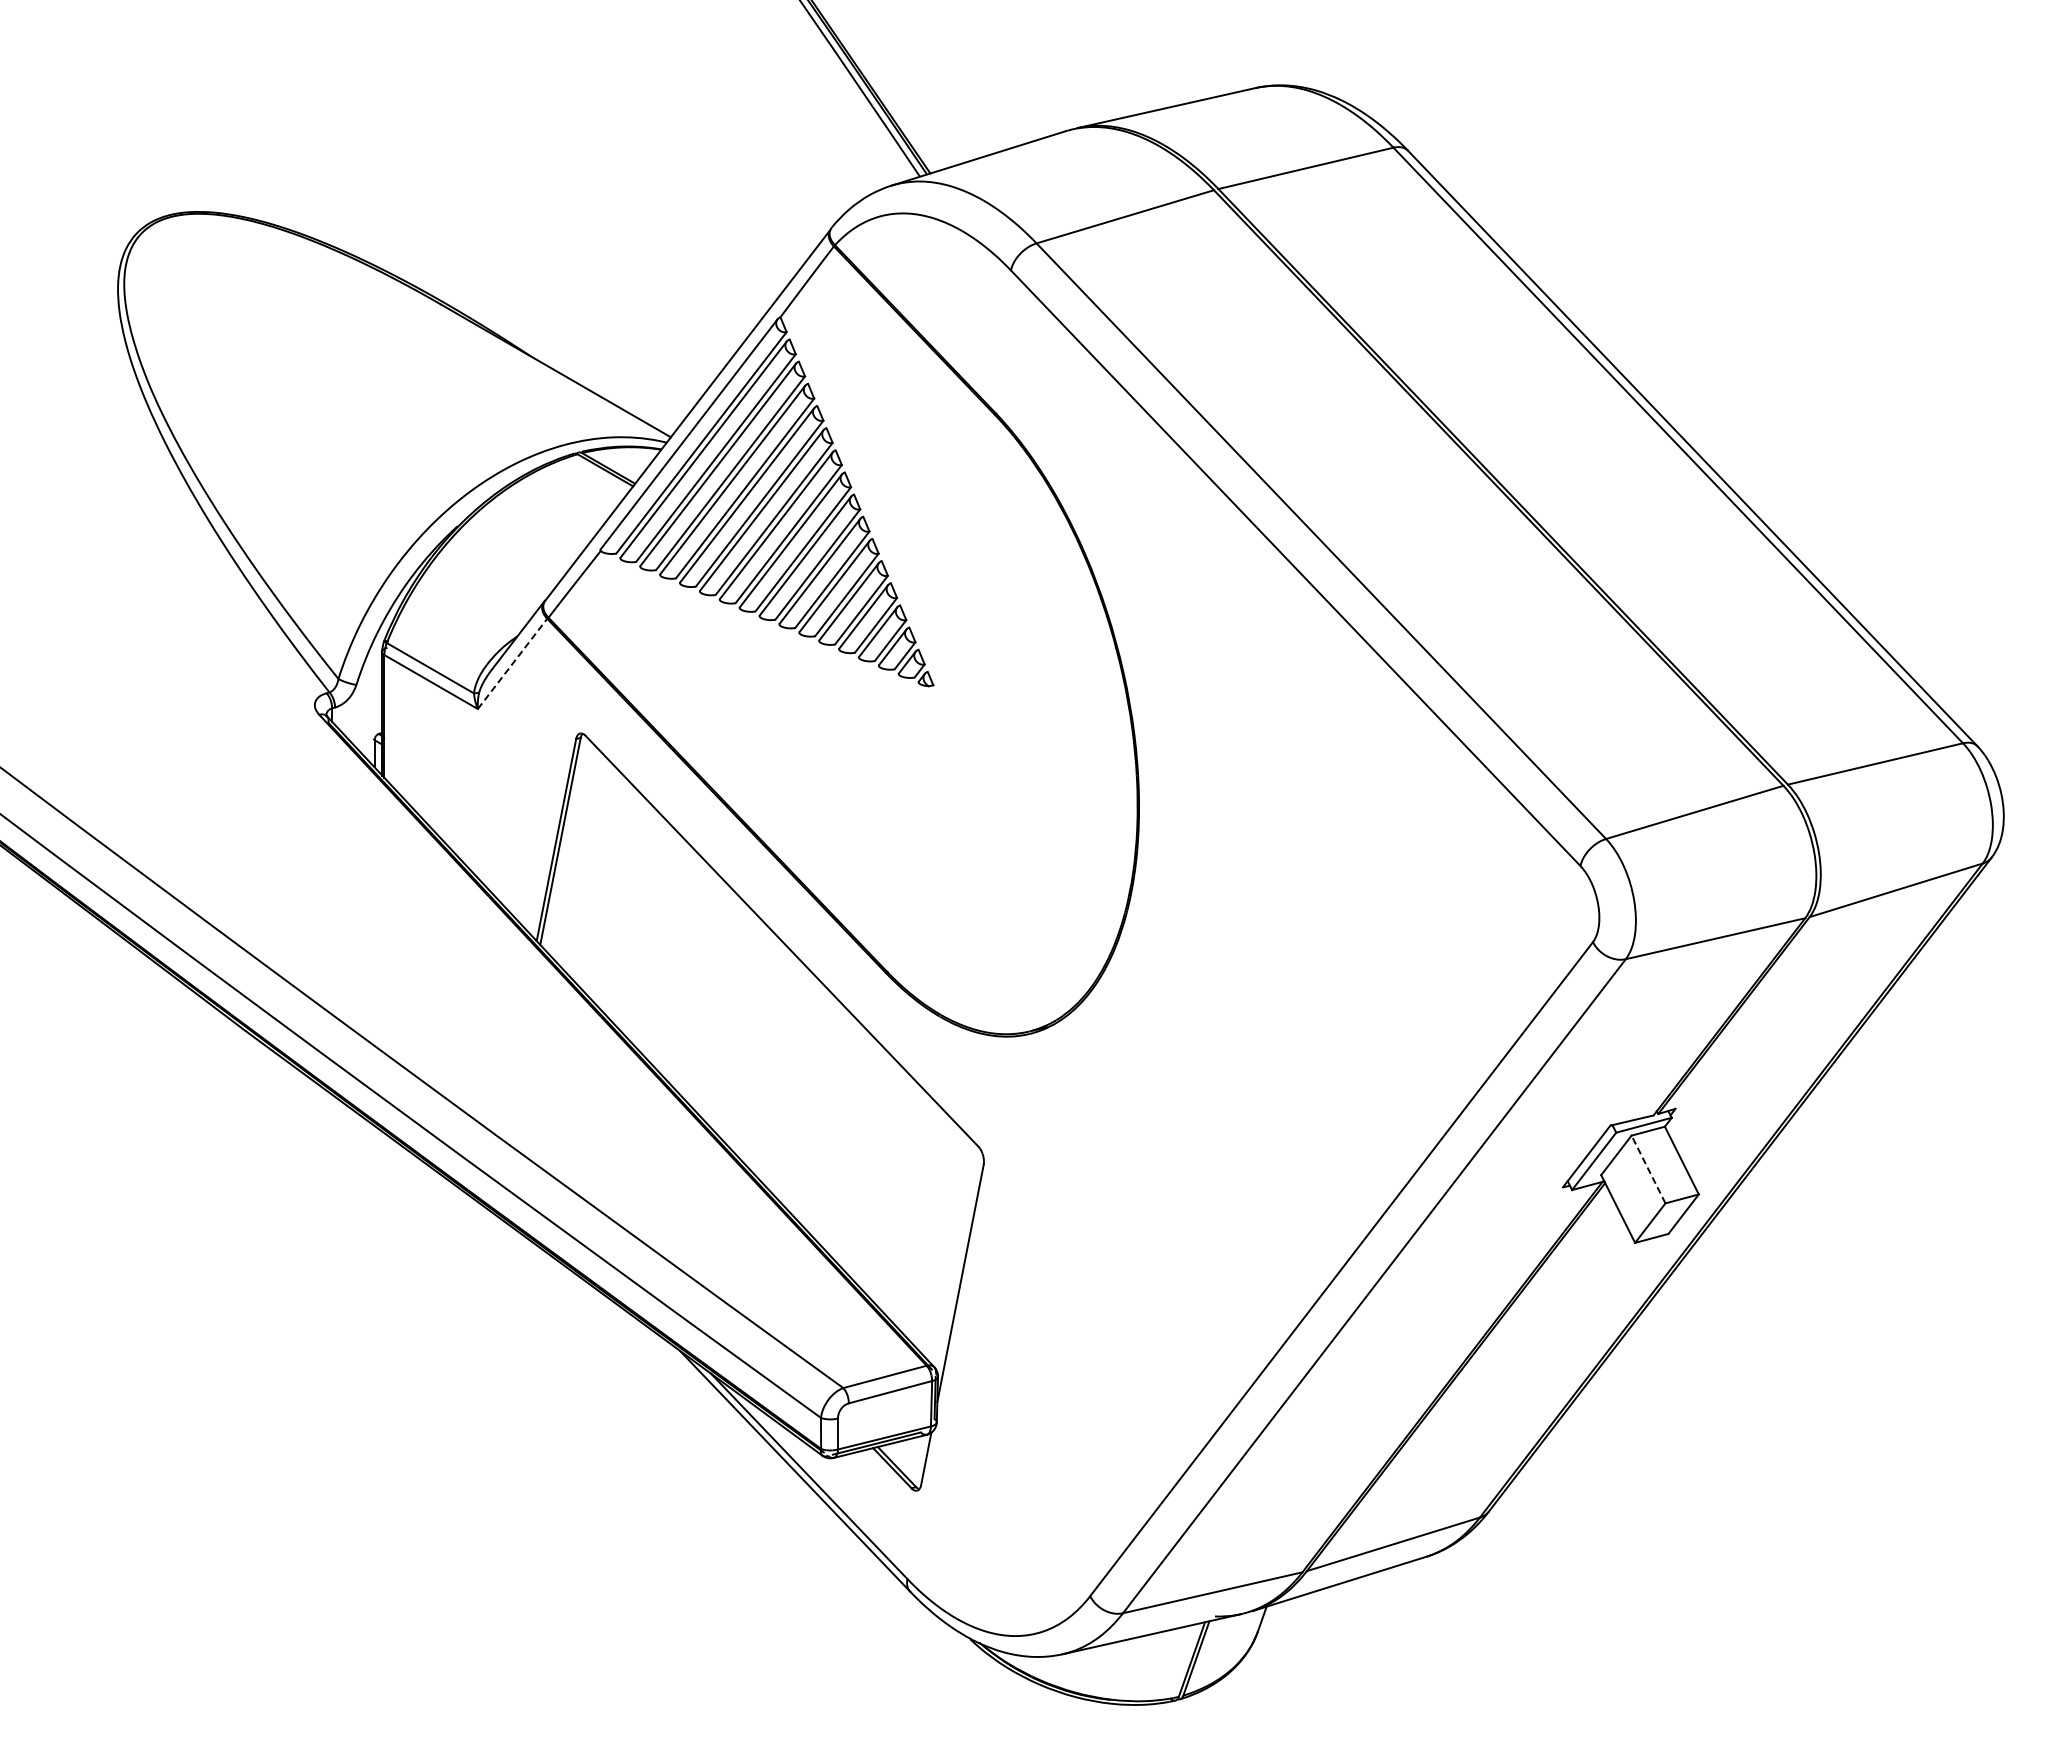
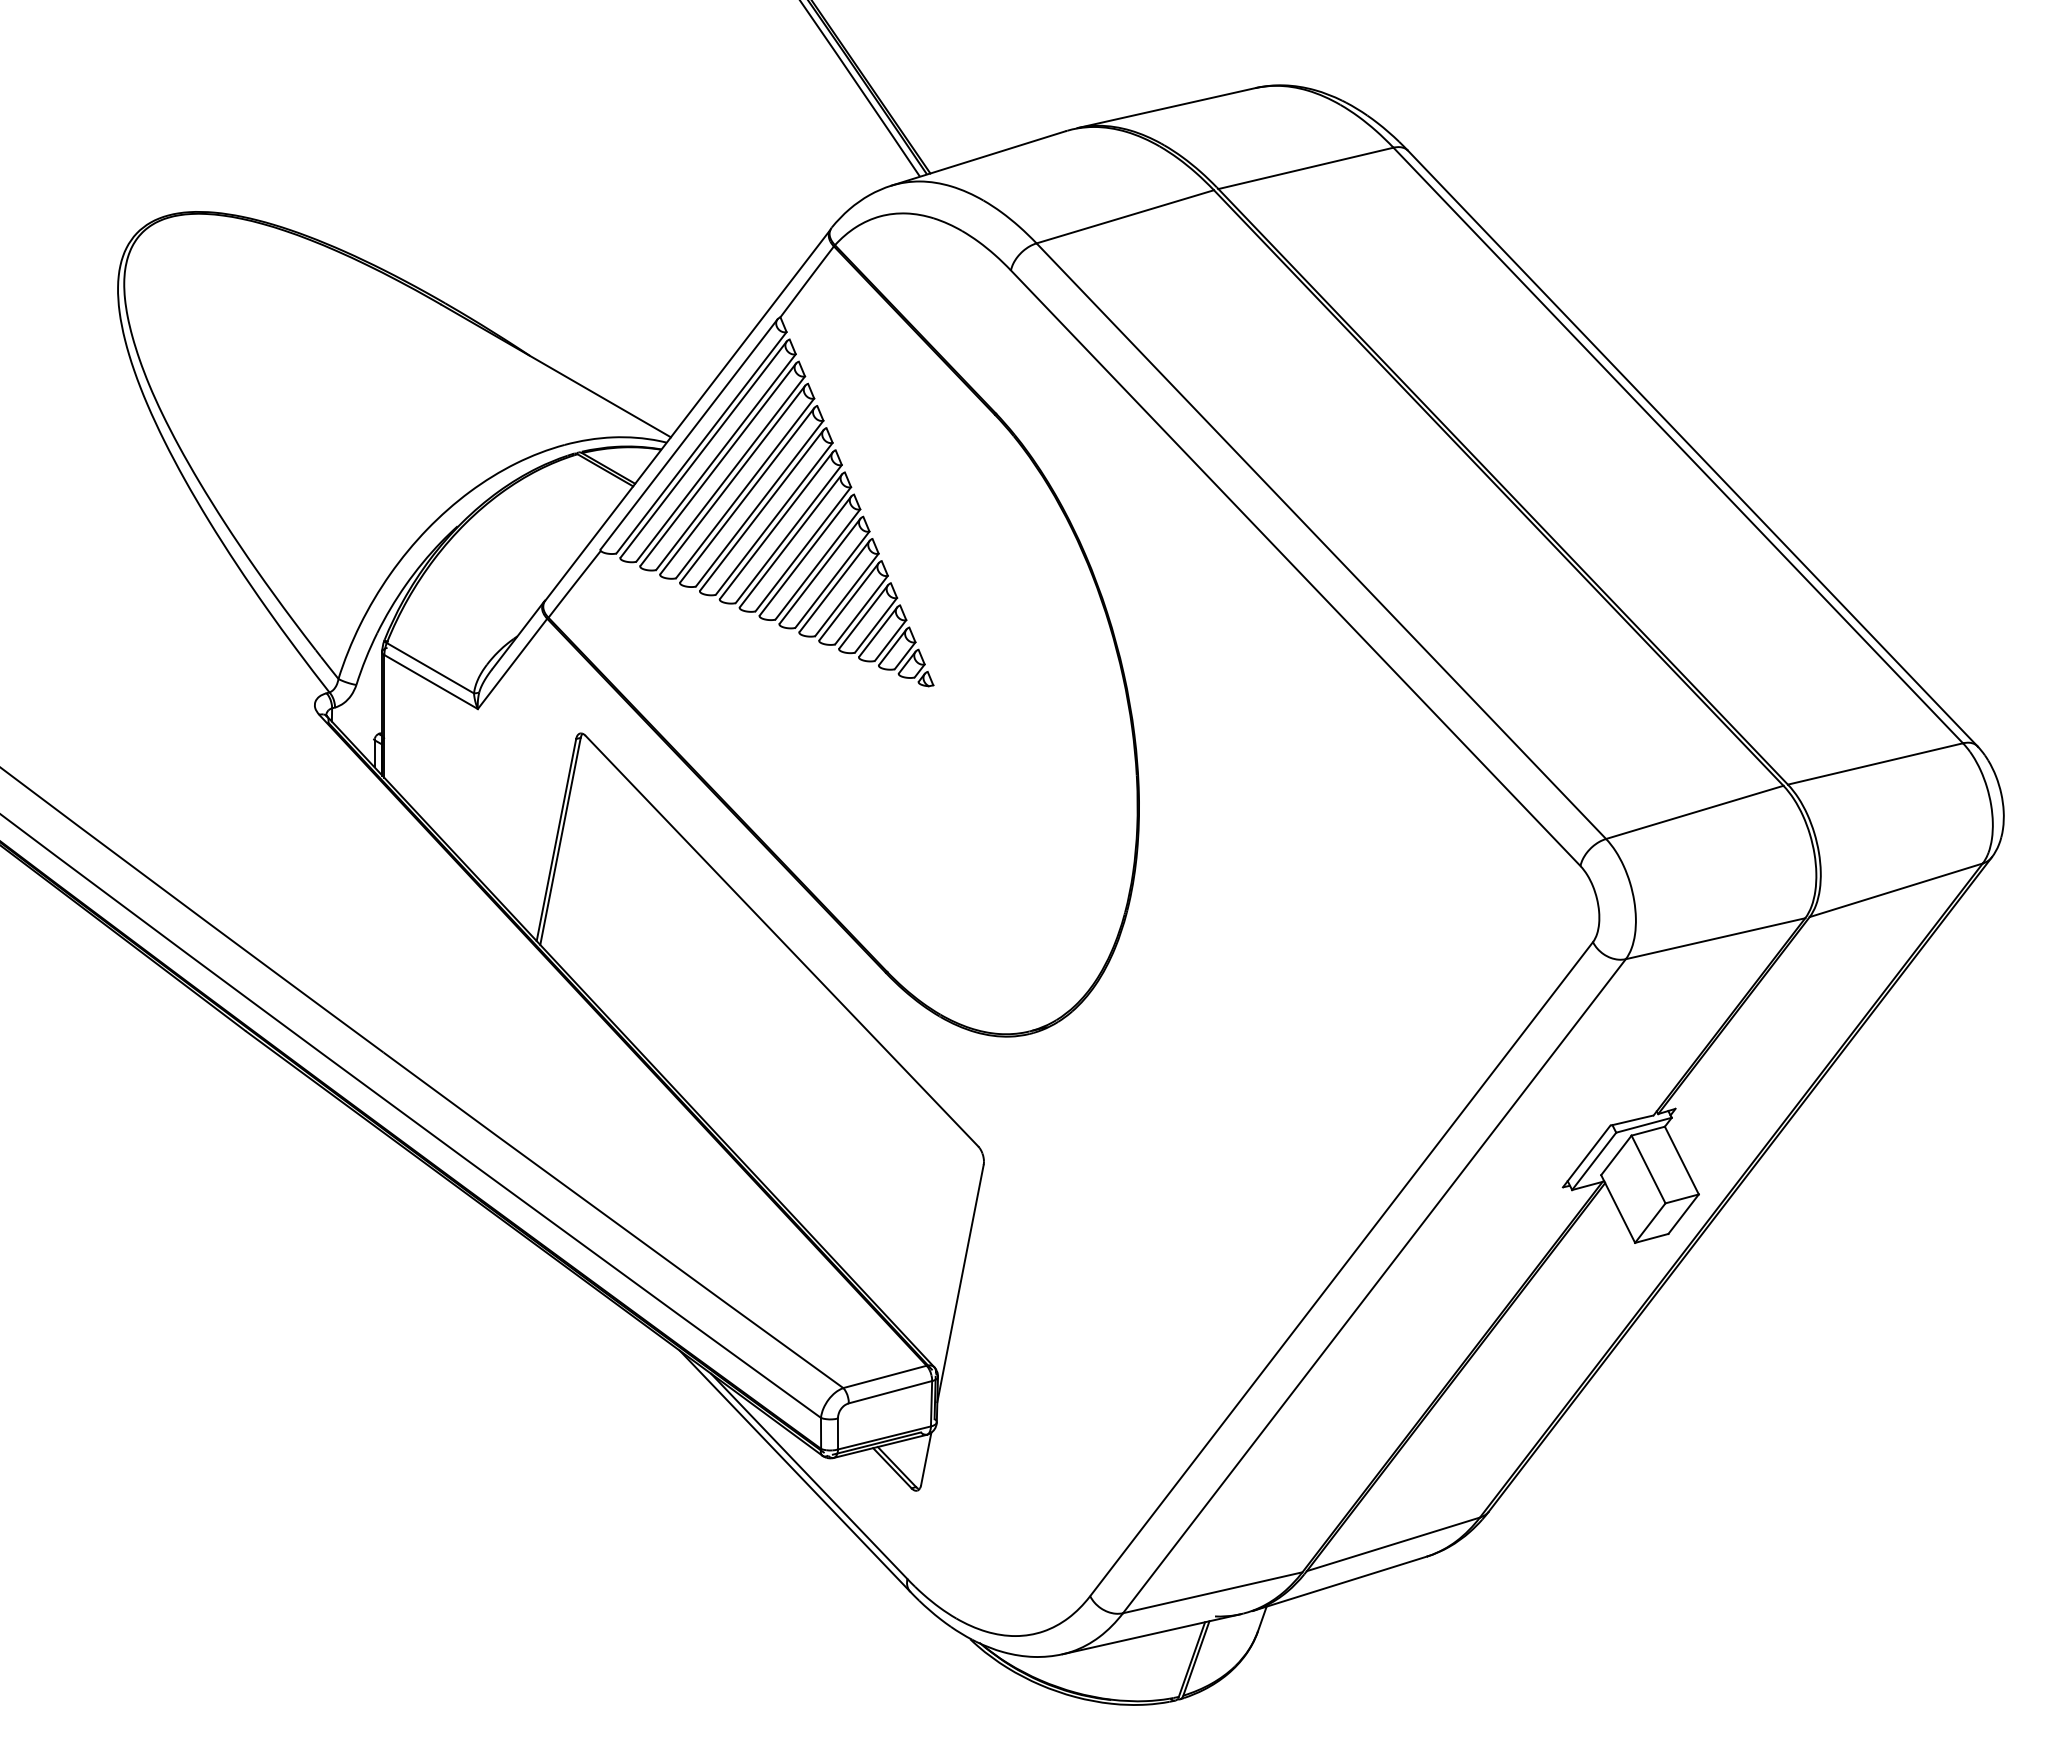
line: dashed -> solid (512, 663)
line: dashed -> solid (1648, 1169)
